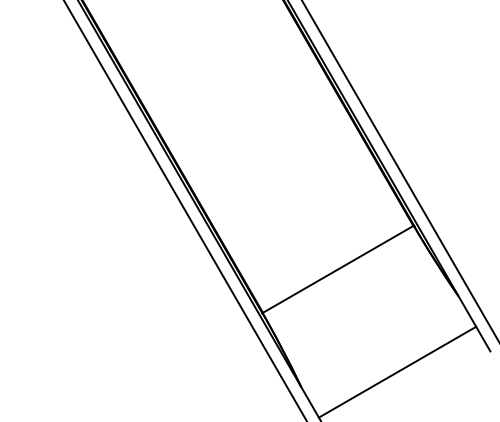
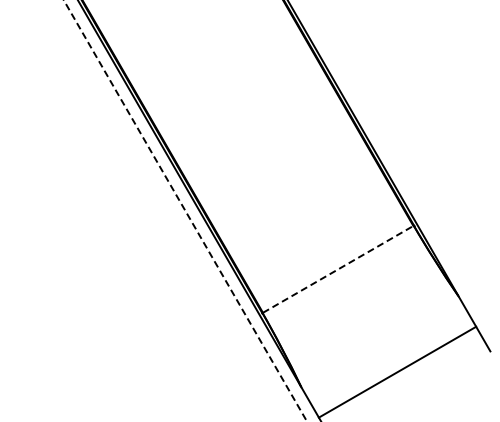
line: present -> none (399, 170)
line: solid -> dashed (185, 210)
line: solid -> dashed (338, 269)
